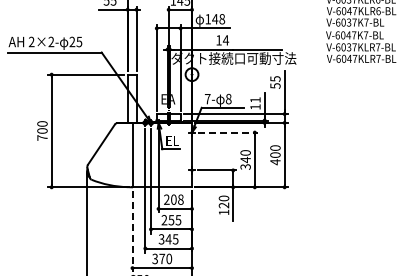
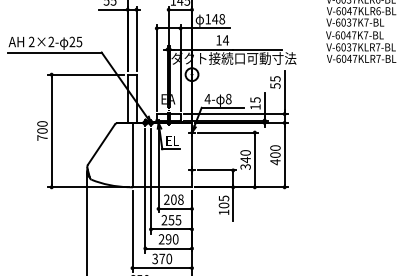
text: 7- -> 4- (207, 99)
text: 11 -> 15 (255, 99)
line: dashed -> solid (228, 132)
text: 120 -> 105 (223, 201)
line: dashed -> solid (132, 231)
text: 345 -> 290 (168, 239)
